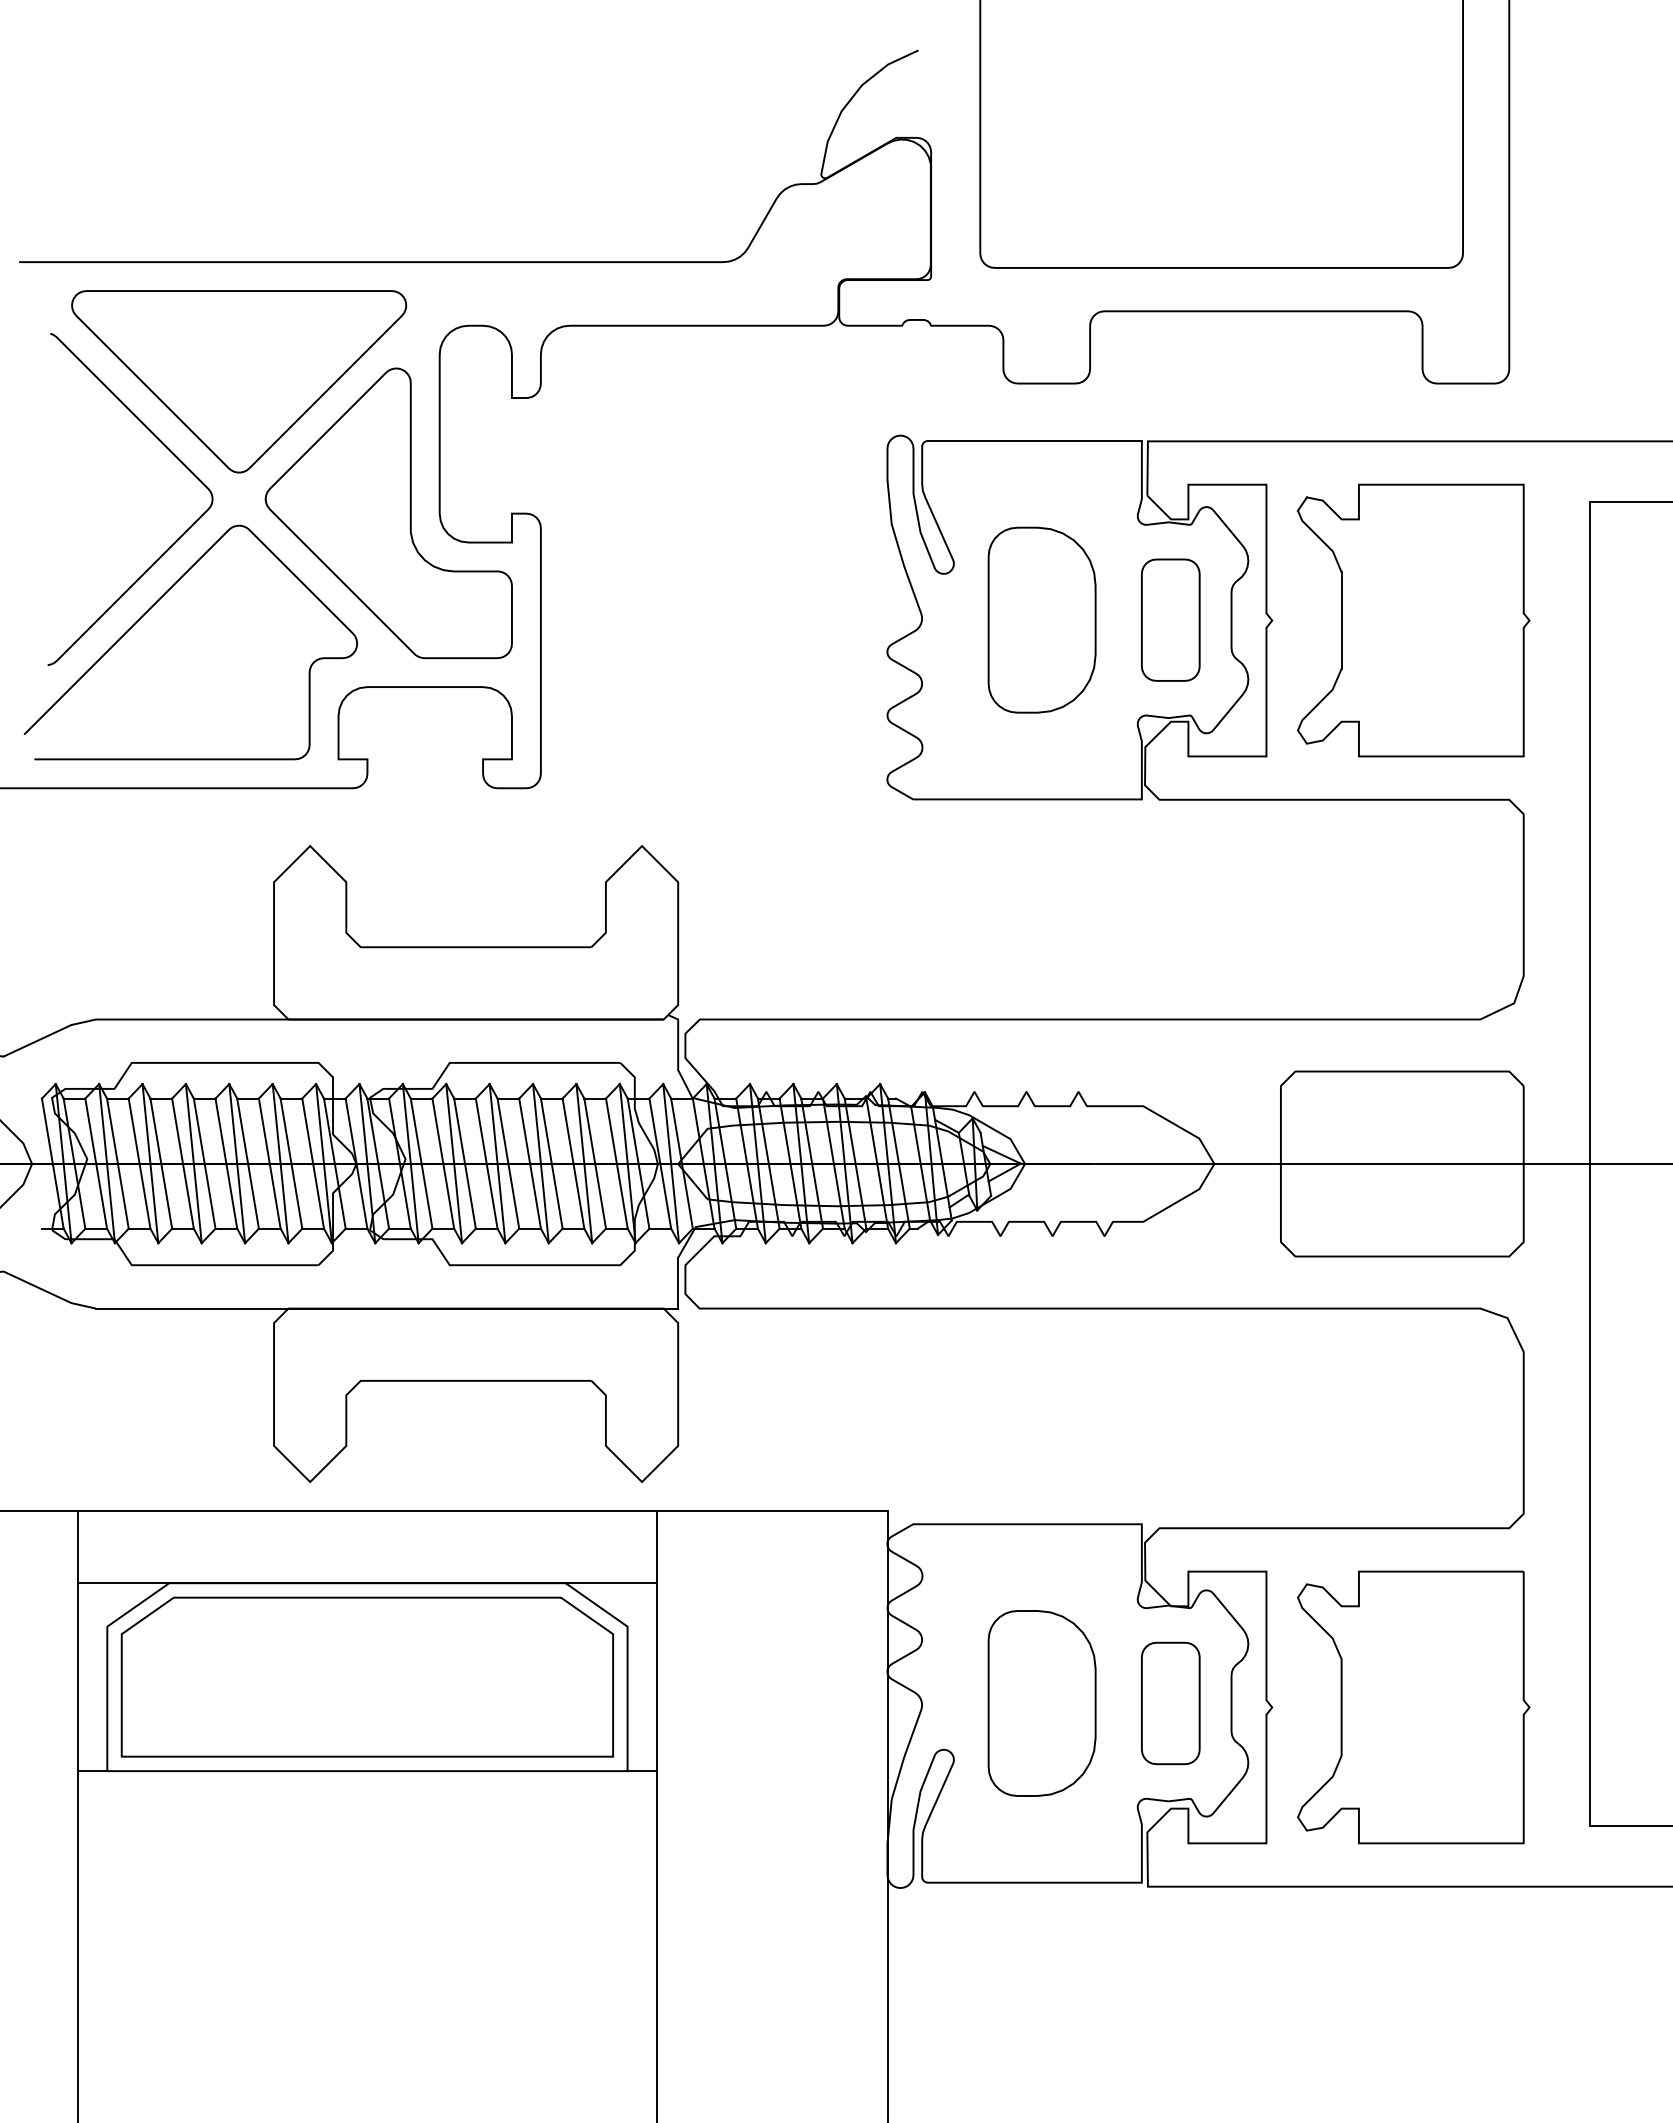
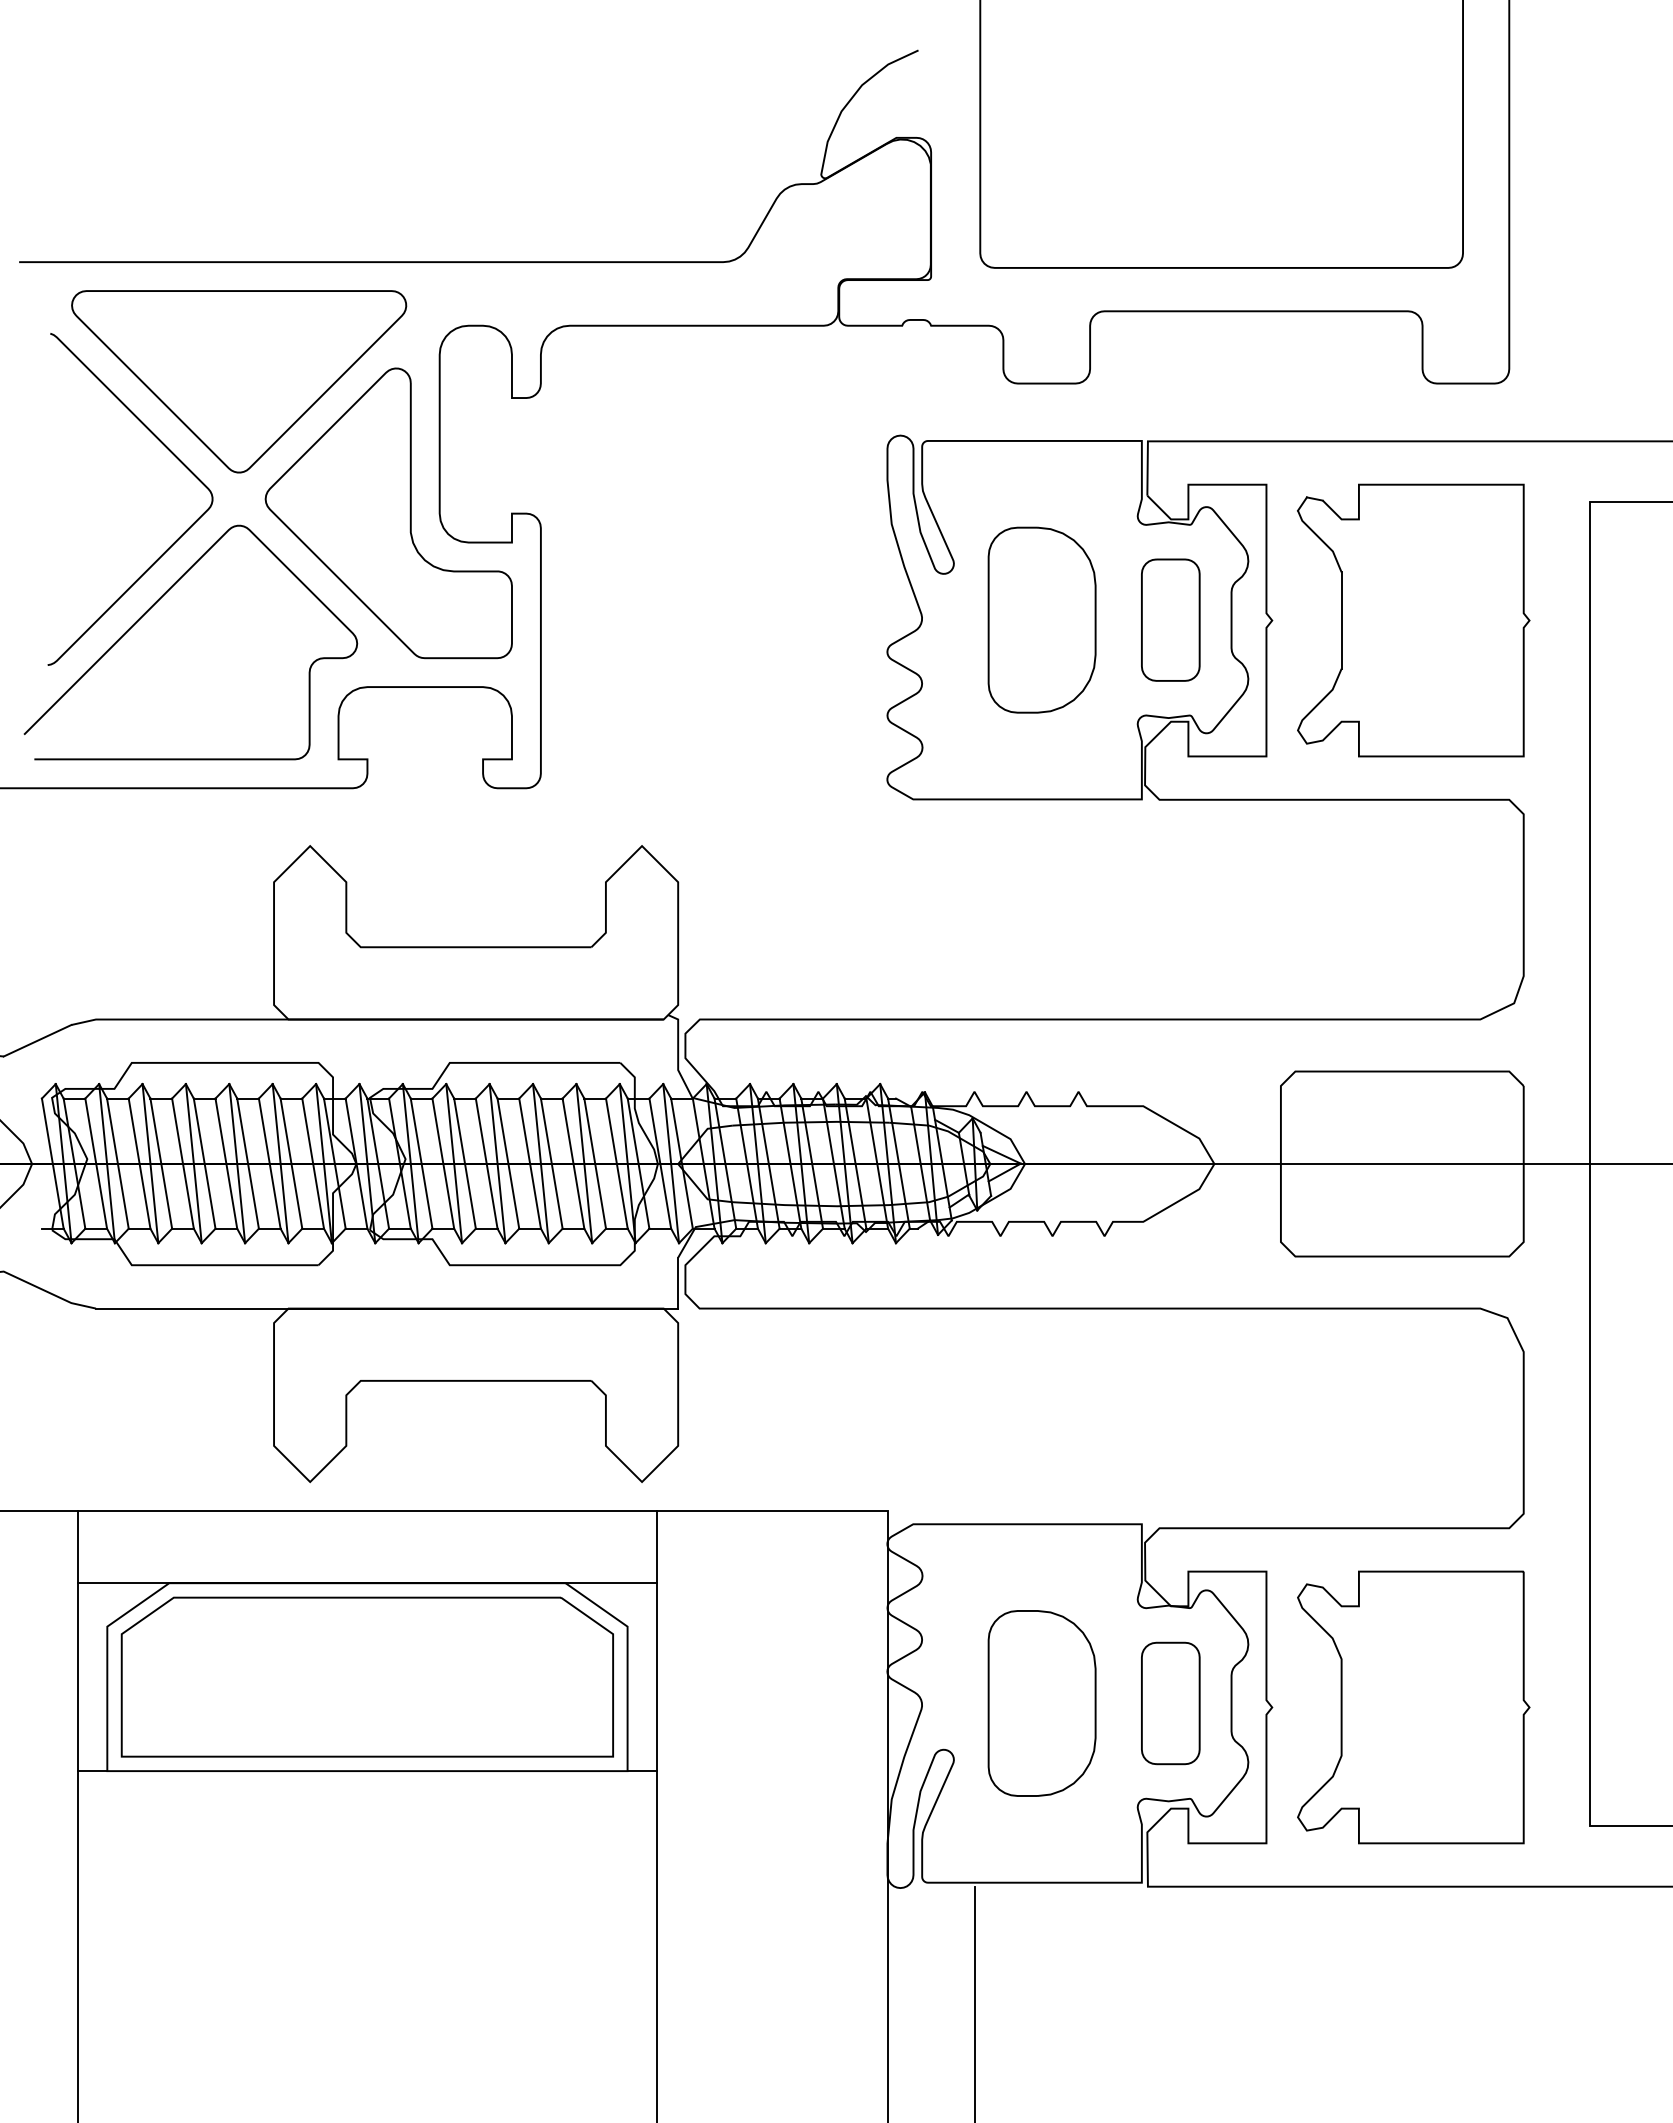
line: none -> present (974, 2002)
